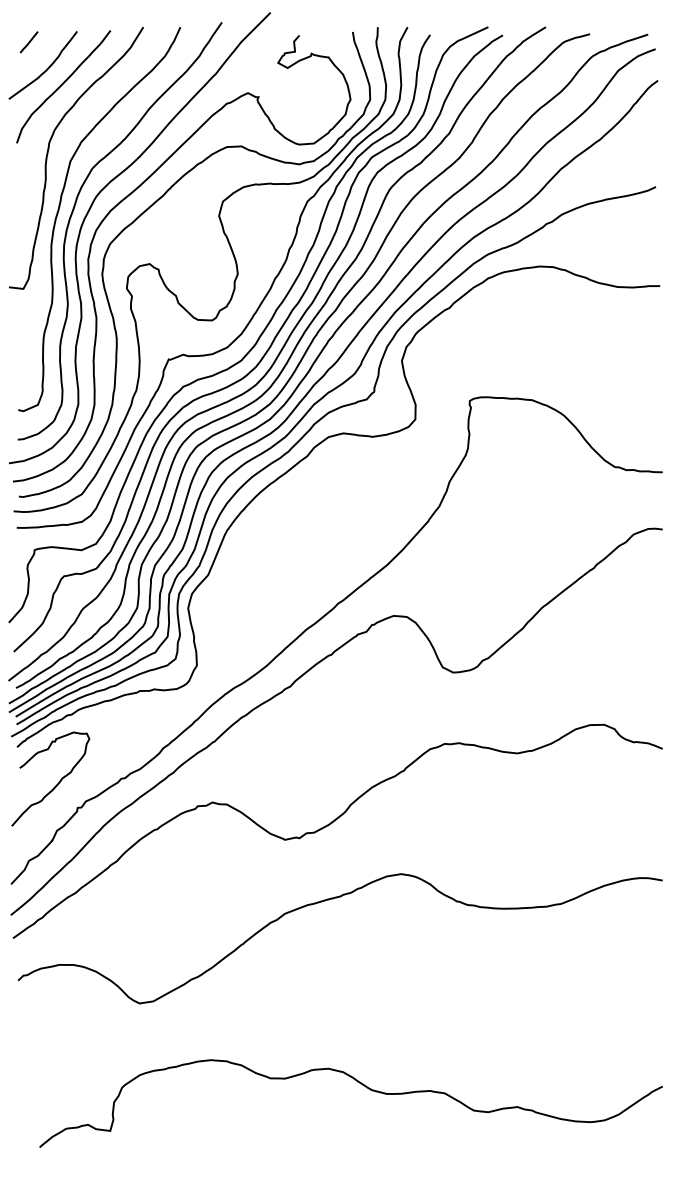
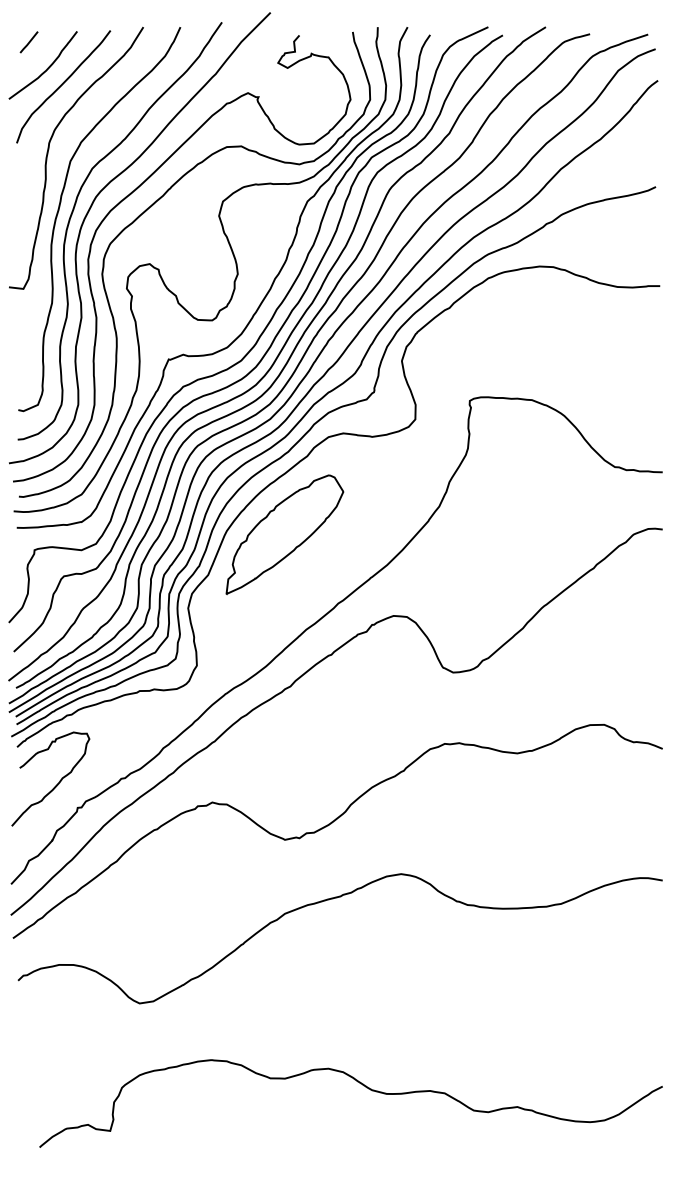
part: none -> present (284, 534)
